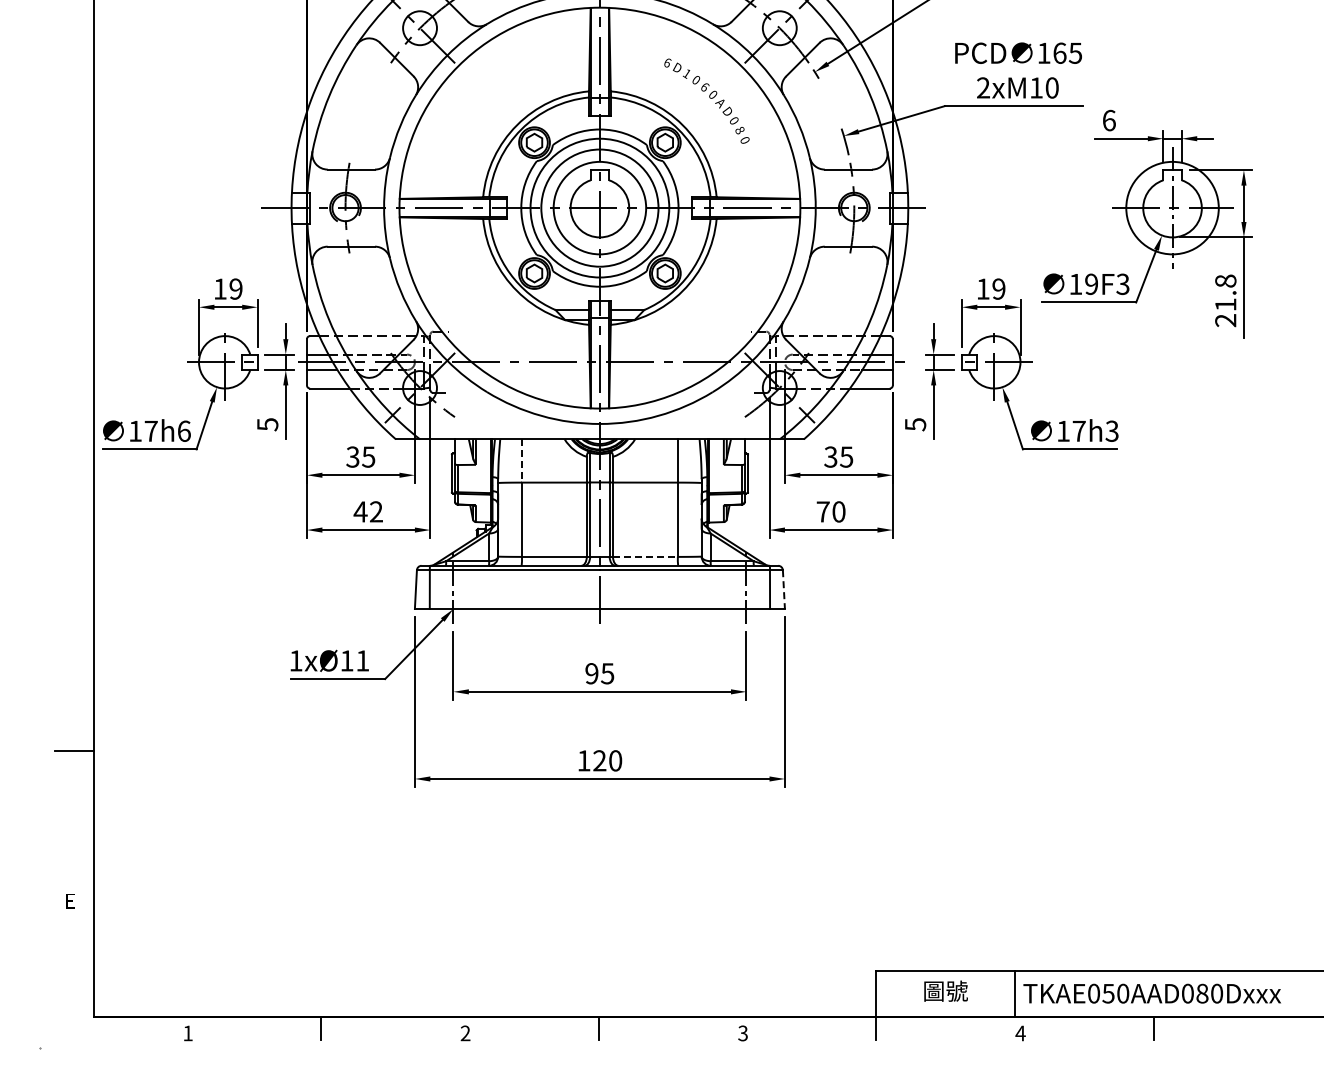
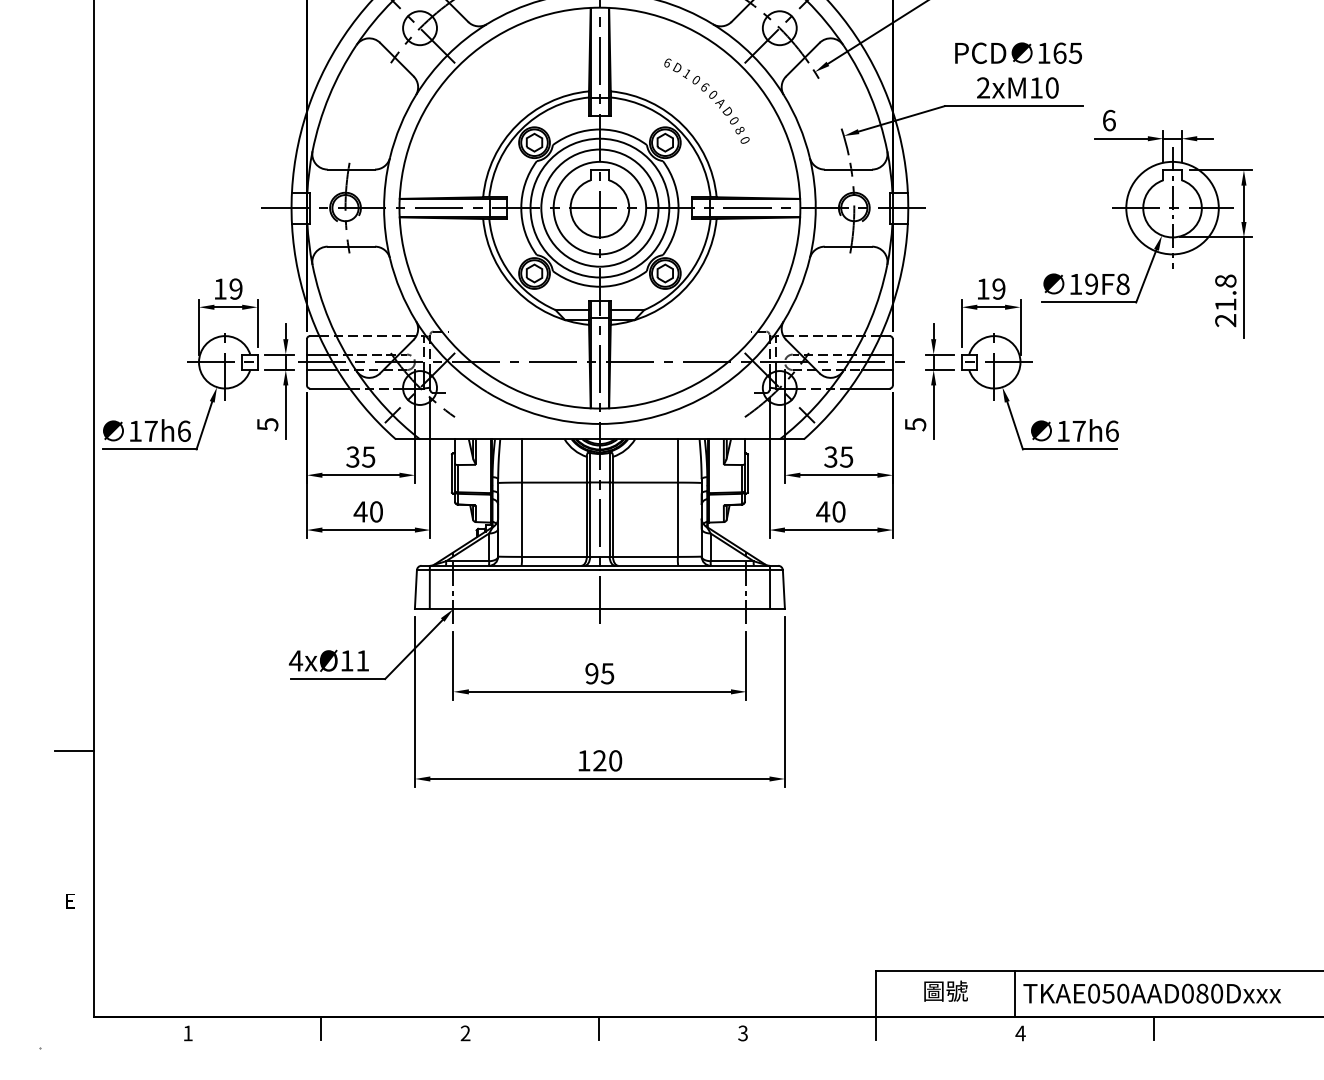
text: 19F3 -> 19F8 (1122, 283)
text: 17h3 -> 17h6 (1111, 430)
line: dashed -> solid (521, 461)
text: 42 -> 40 (376, 511)
text: 70 -> 40 (823, 511)
line: dashed -> solid (645, 556)
line: dashed -> solid (783, 590)
text: 1xØ11 -> 4xØ11 (295, 660)
